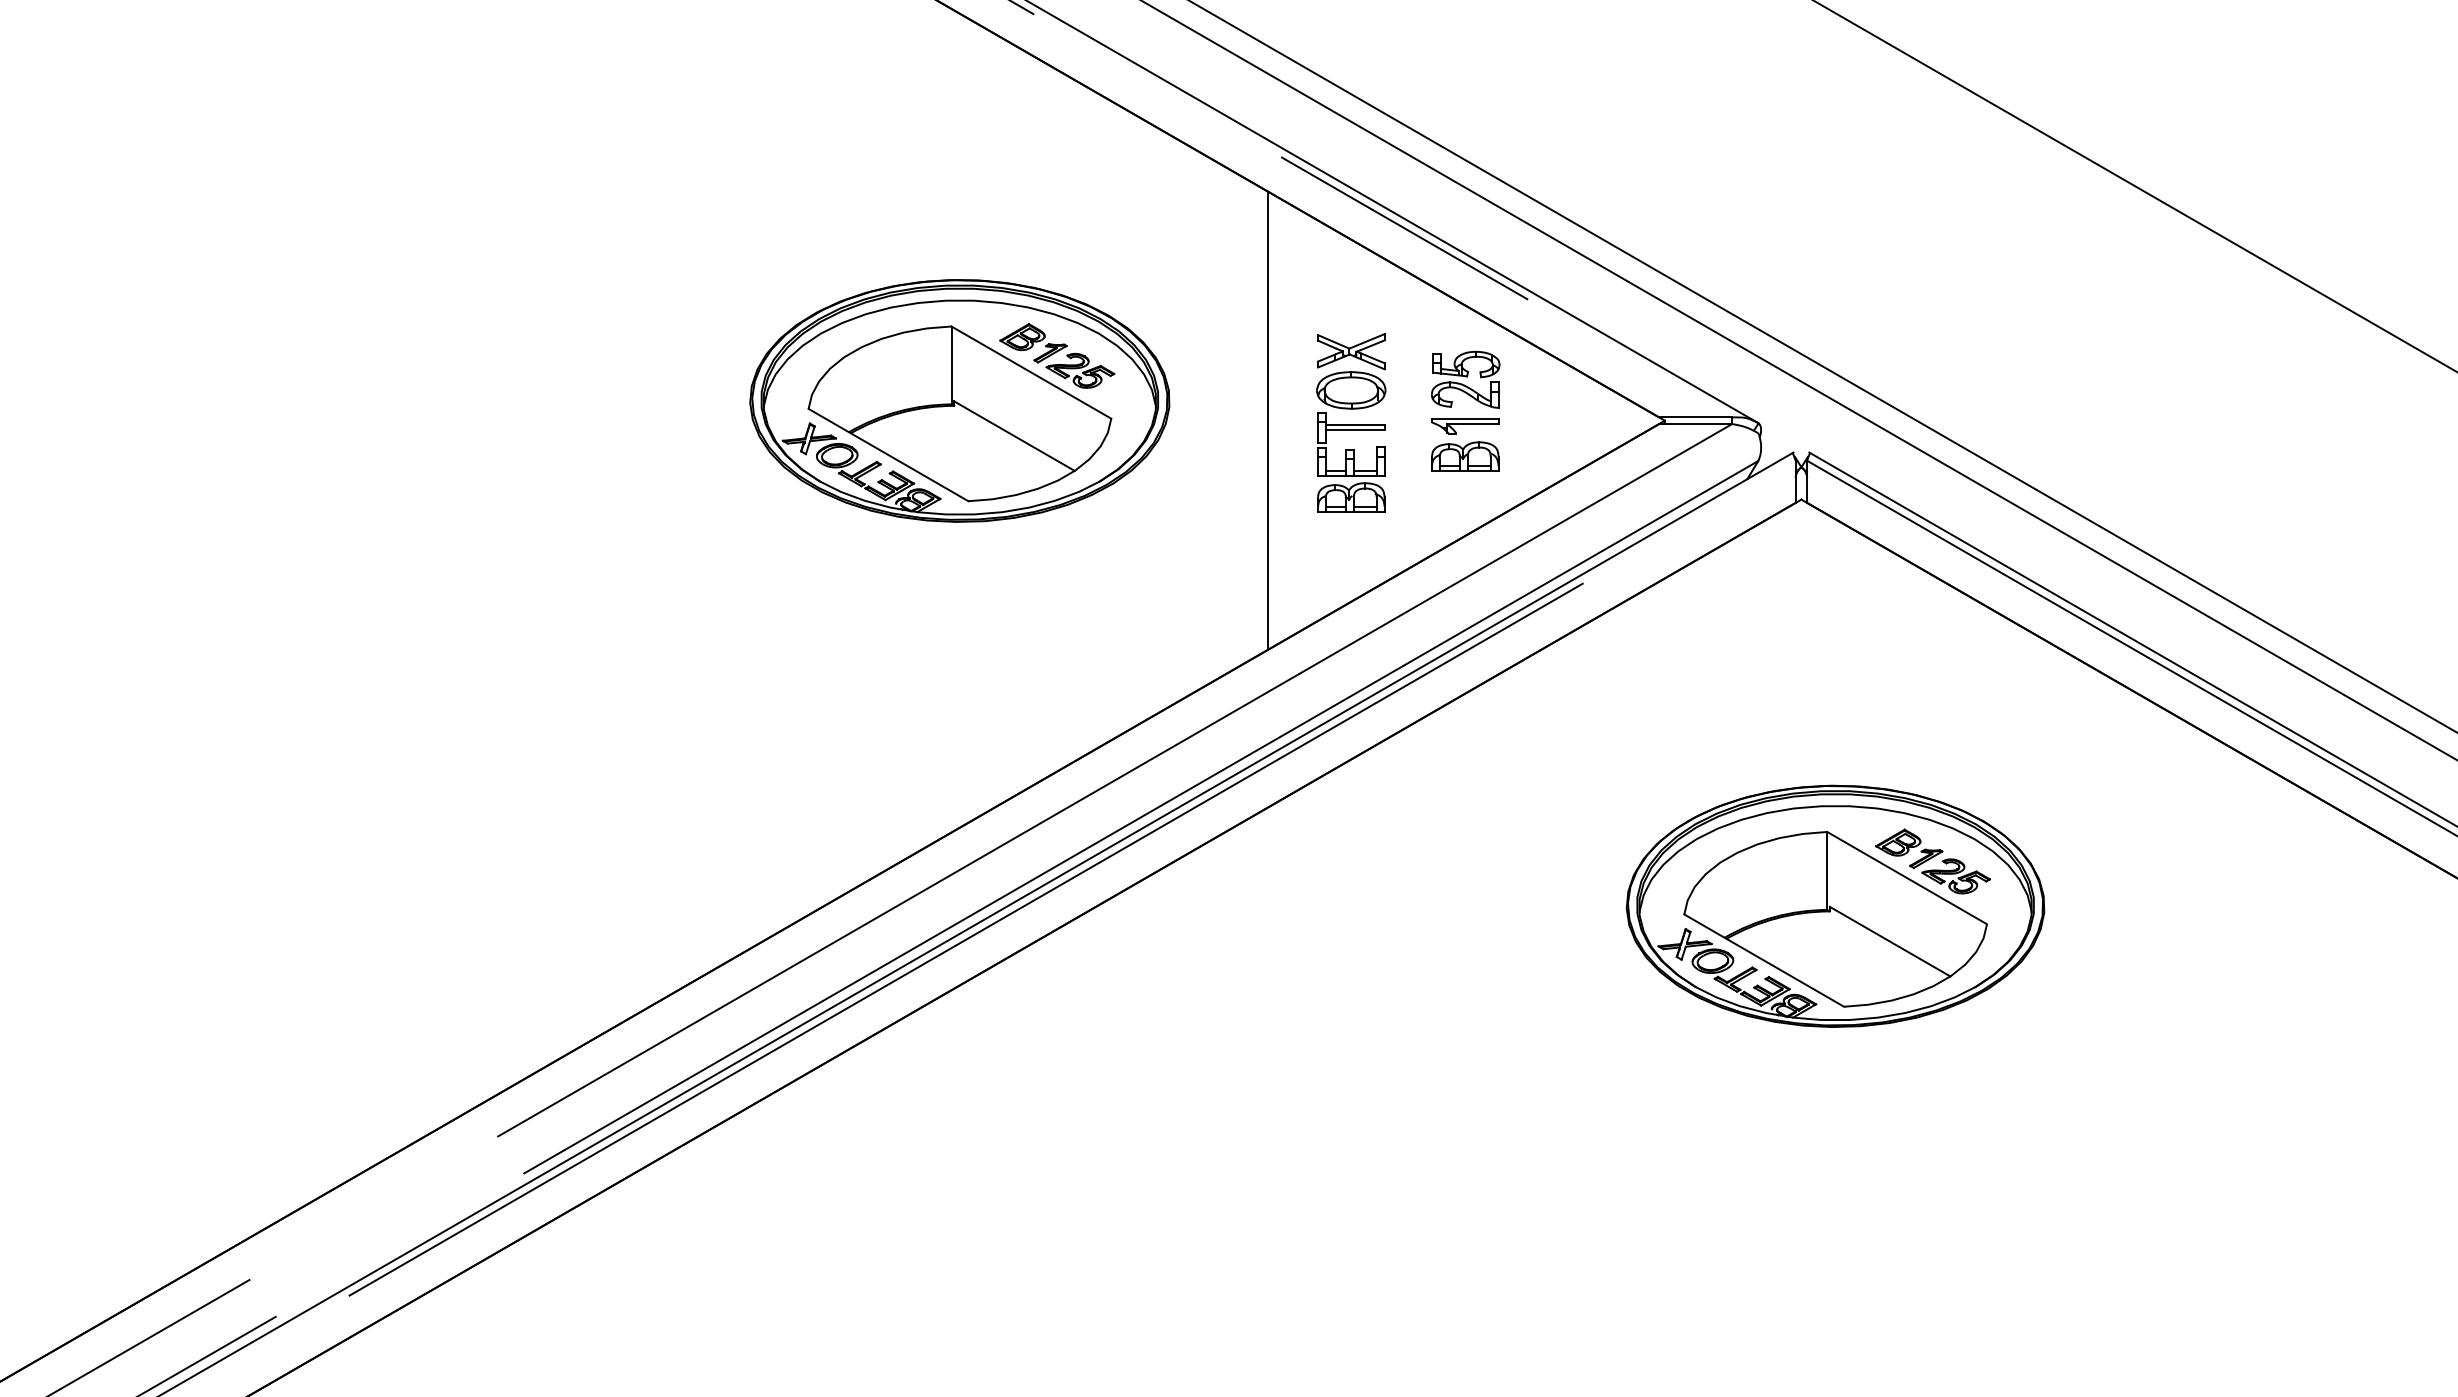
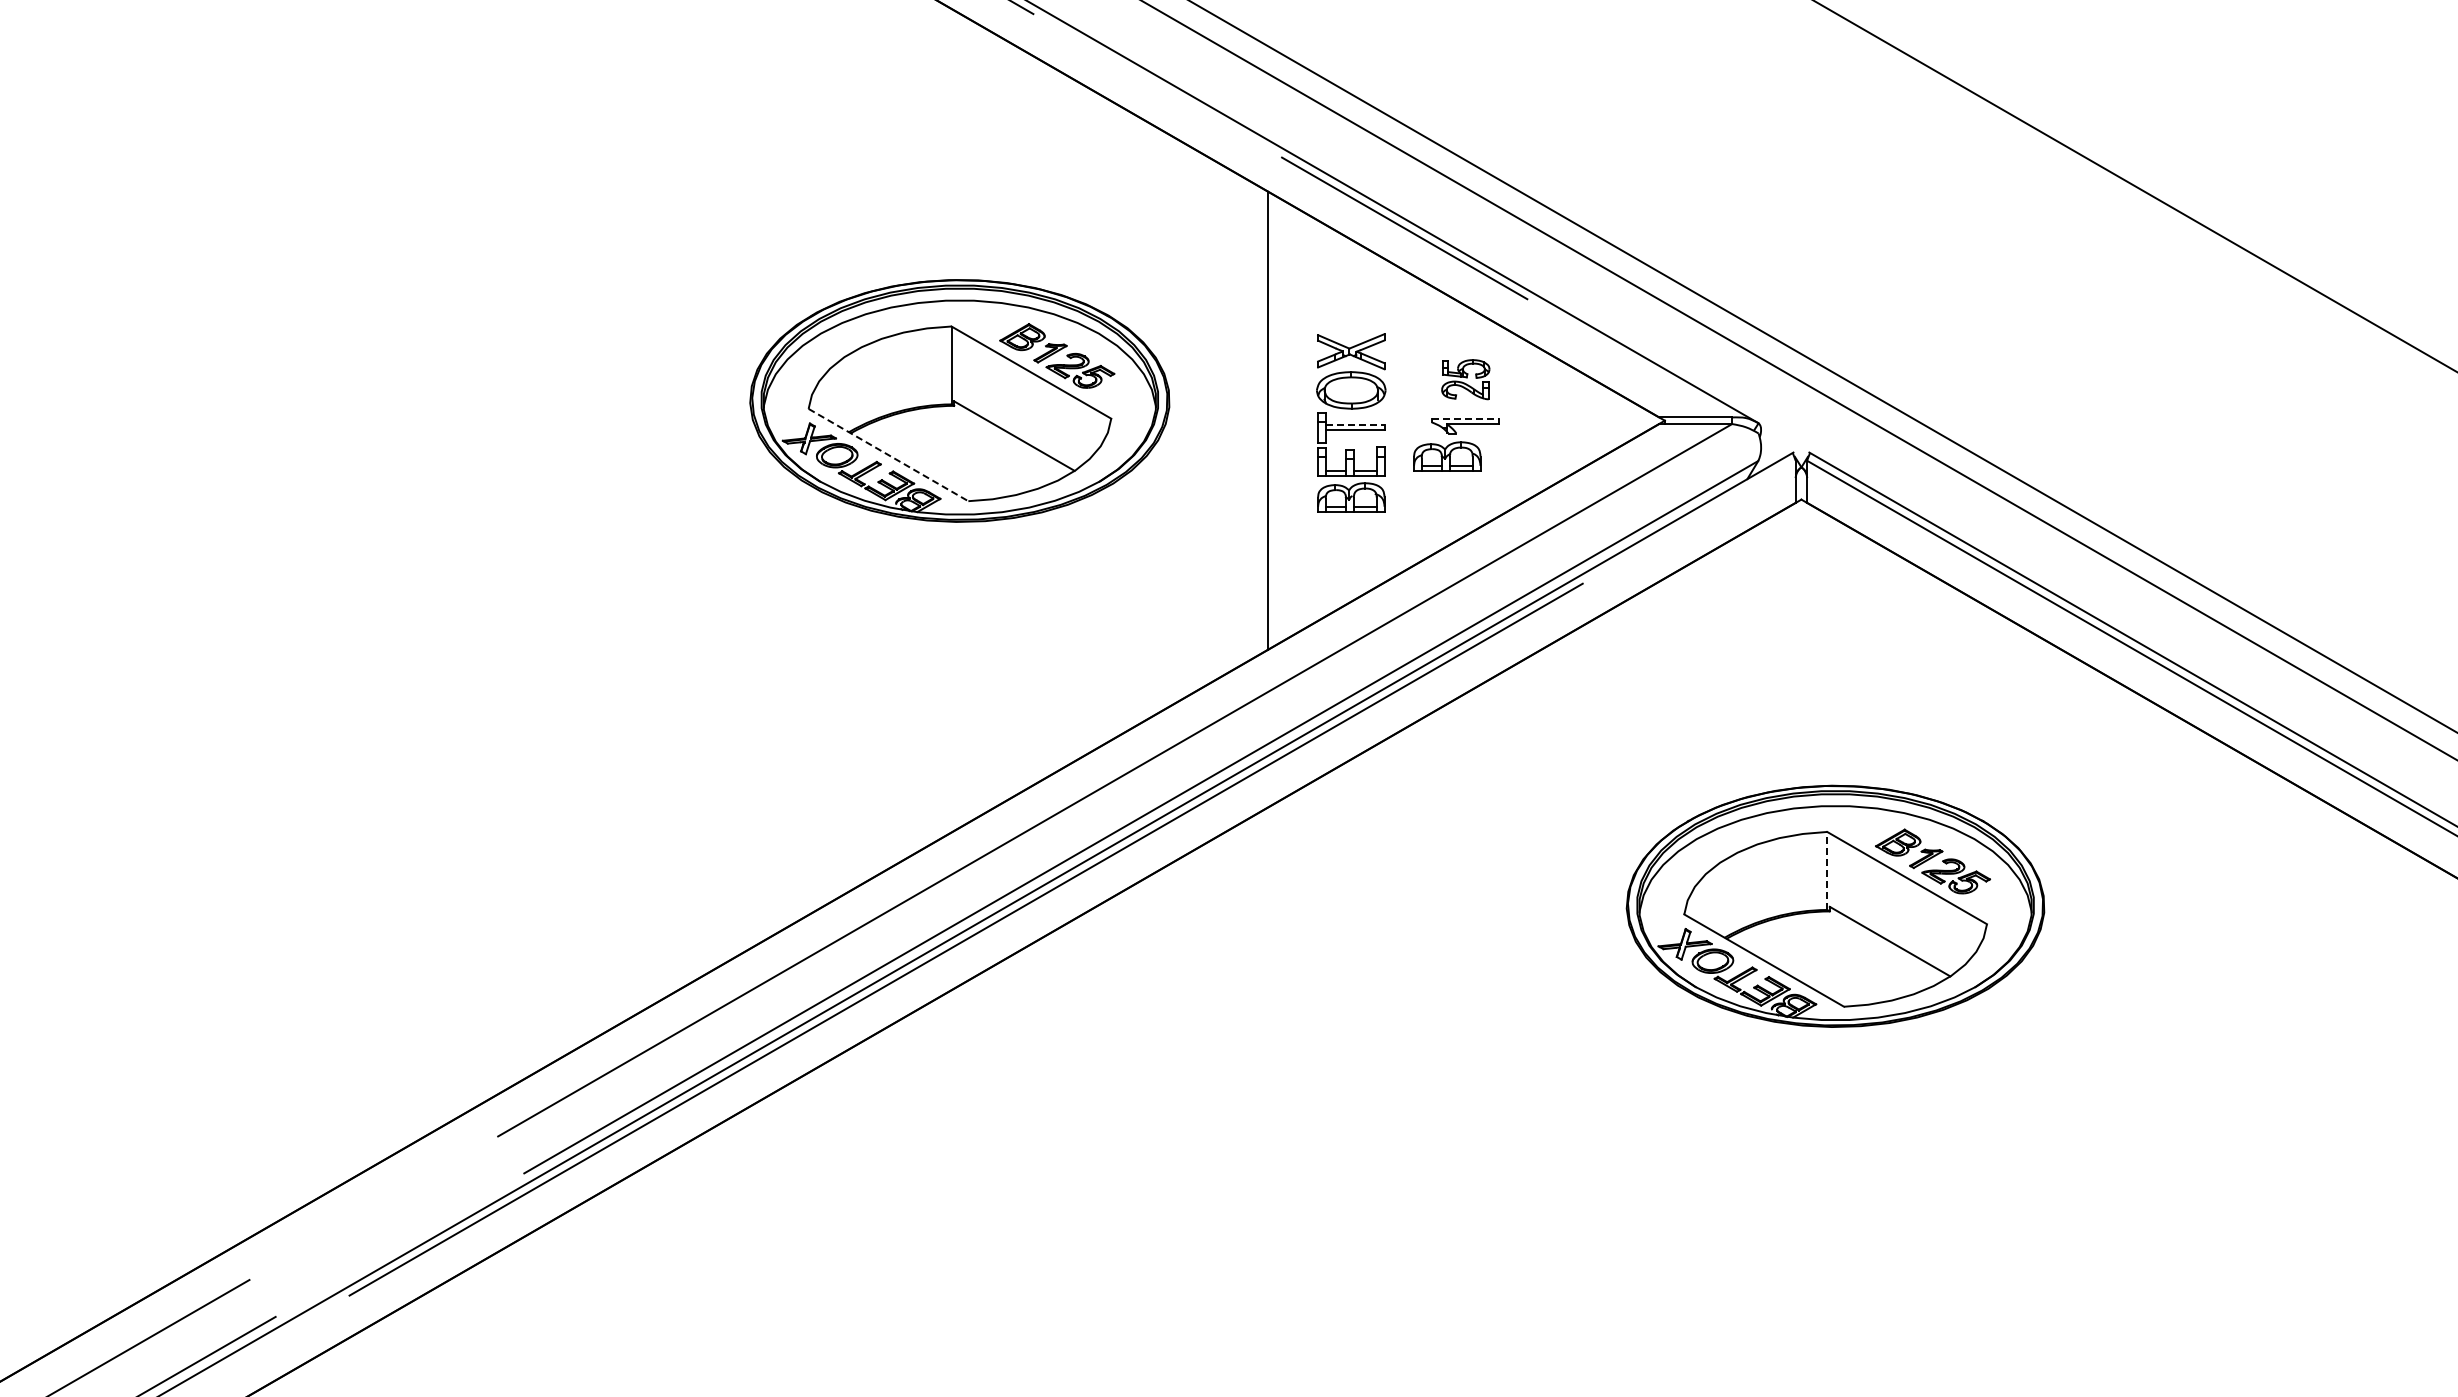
part size: 70x59 px -> 50x42 px (1465, 379)
line: solid -> dashed (1465, 419)
line: solid -> dashed (1355, 425)
line: solid -> dashed (888, 455)
part position: (1465, 456) -> (1447, 456) (1447, 456)
line: solid -> dashed (1827, 870)
